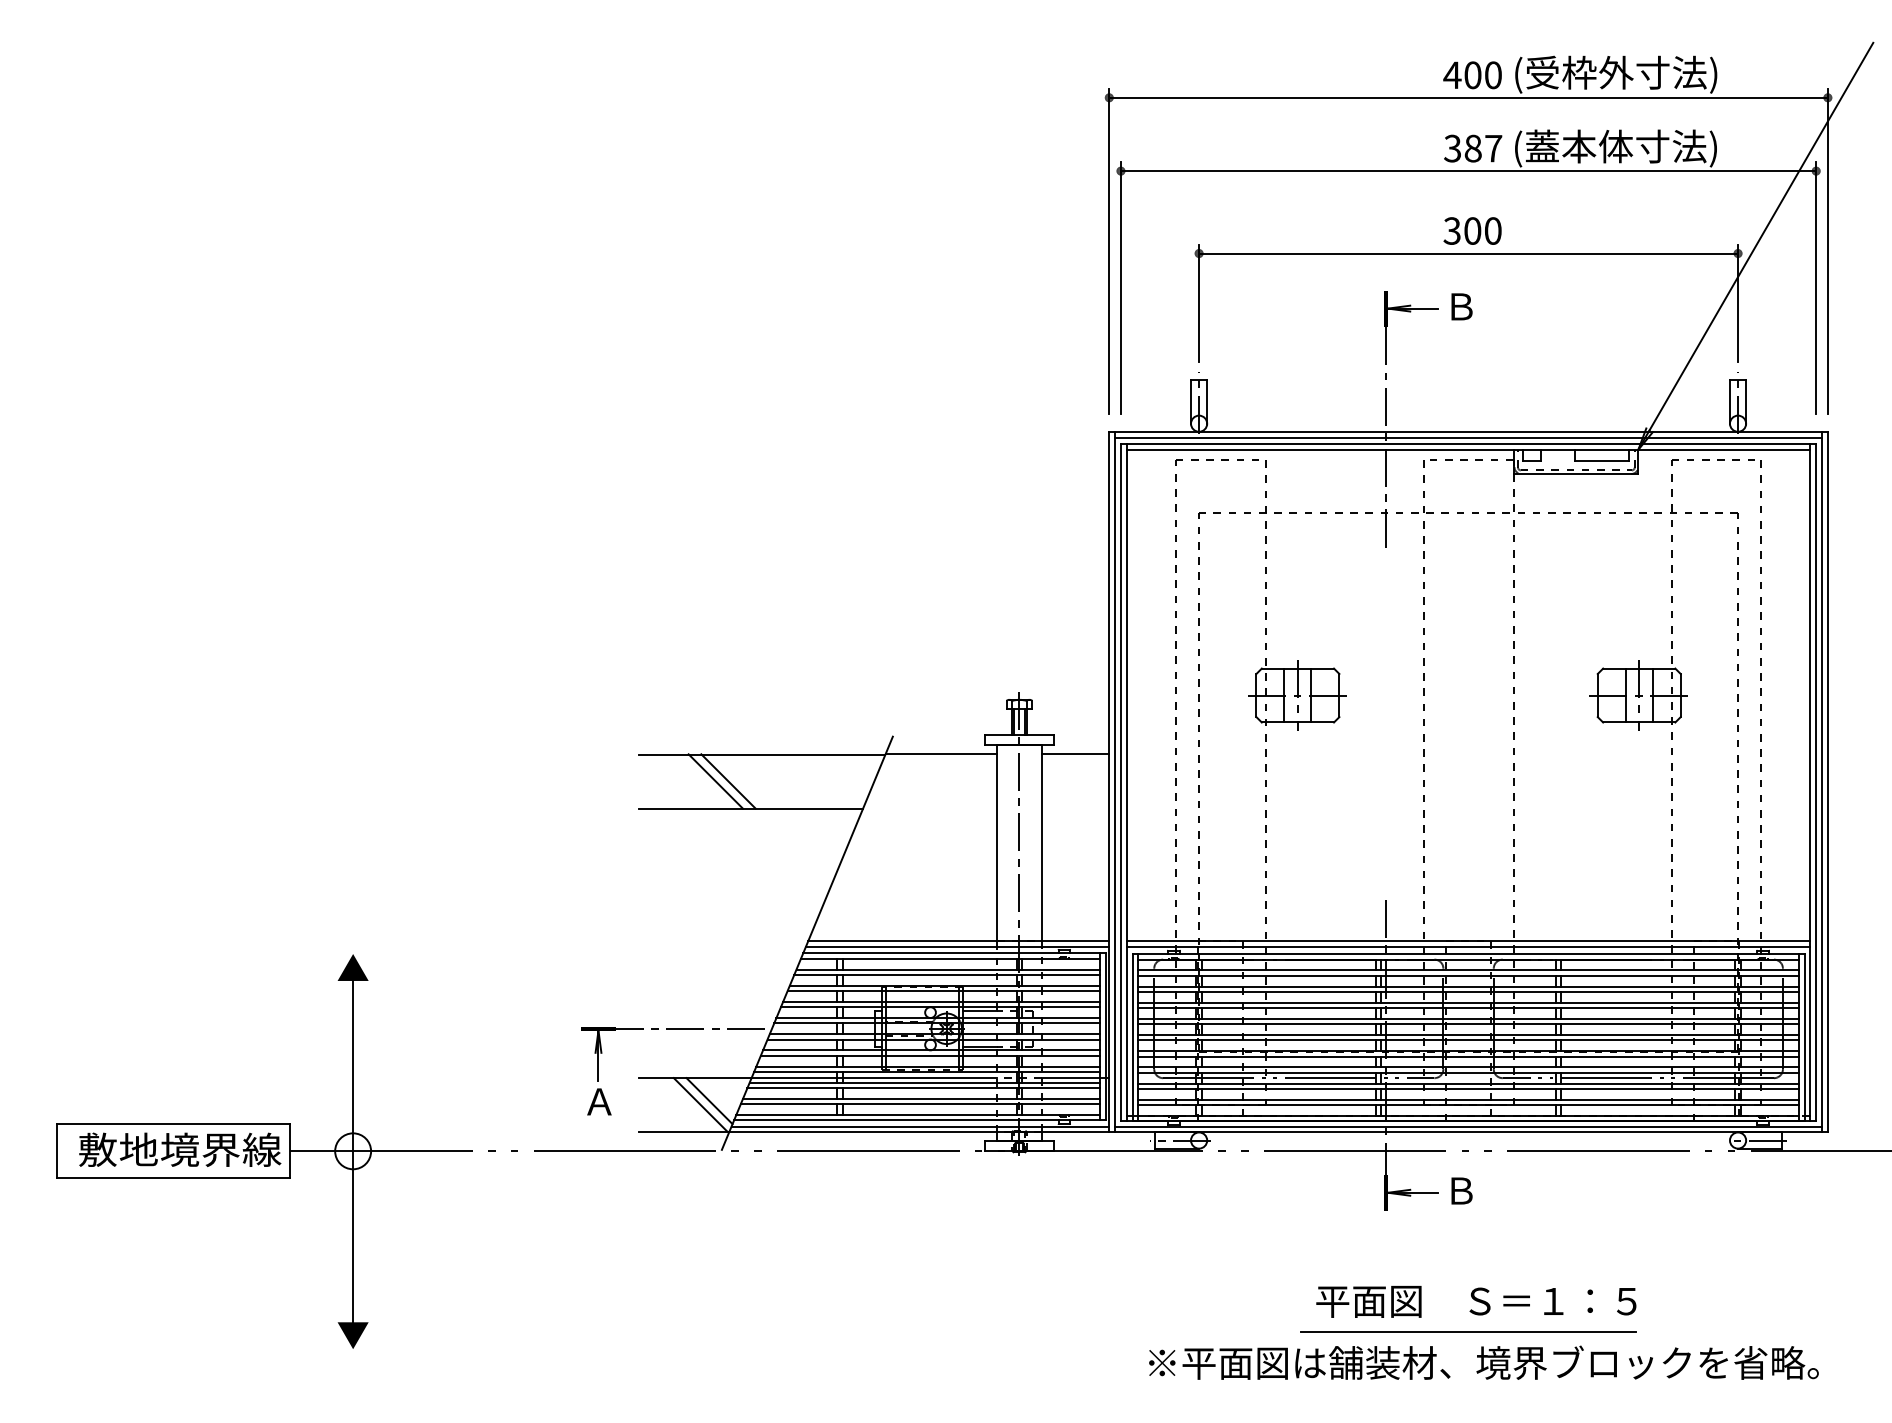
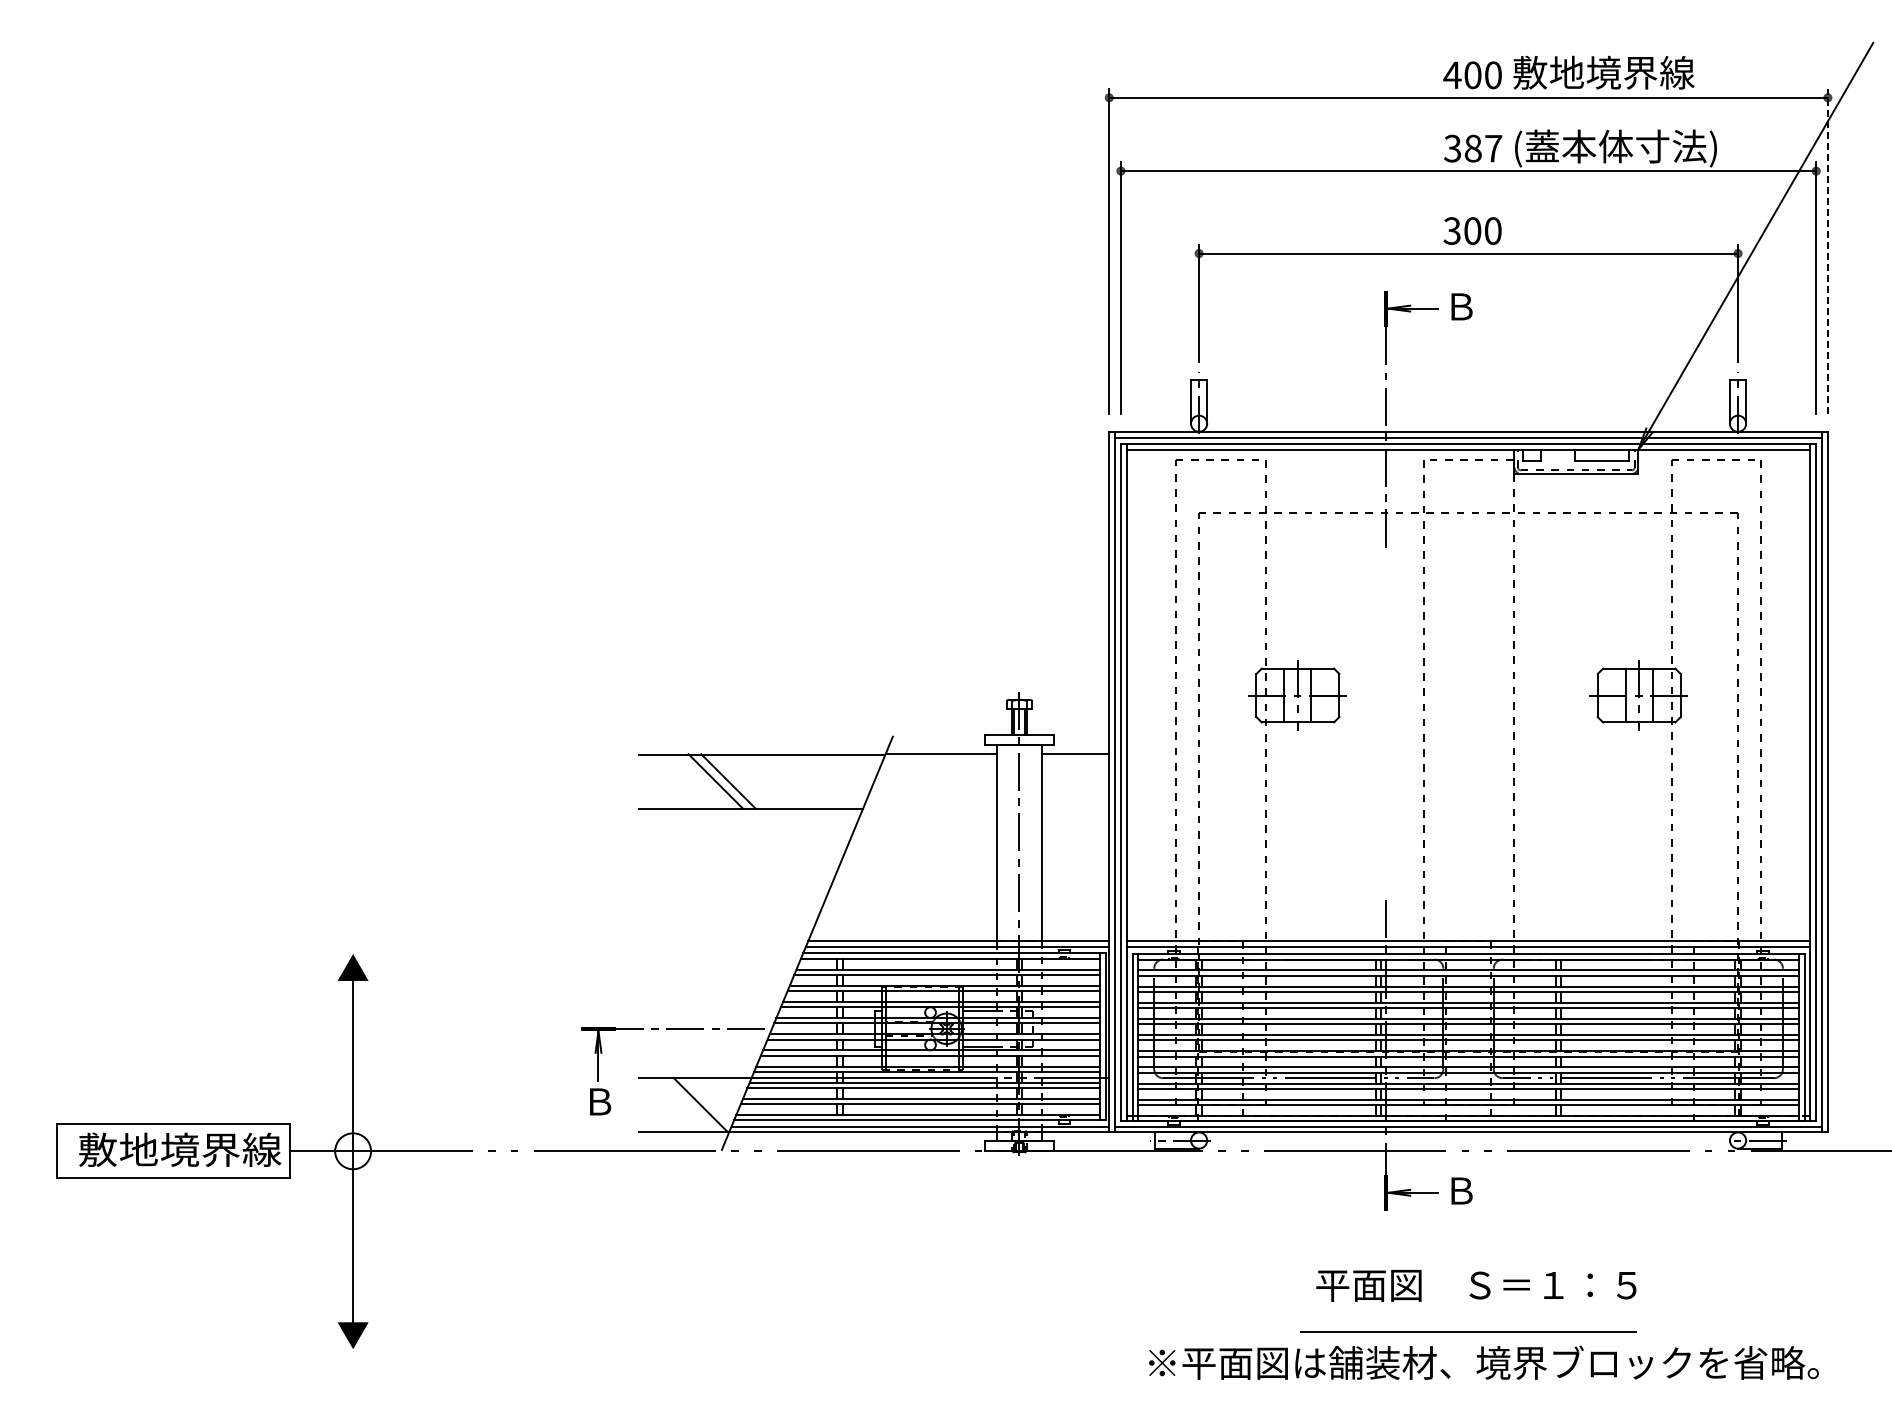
text: (受枠外寸法) -> 敷地境界線 (1615, 74)
line: solid -> dashed (1827, 251)
text: Ａ -> Ｂ (599, 1101)
line: present -> none (709, 1101)
text position: (1476, 1301) -> (1476, 1285) (1476, 1285)
